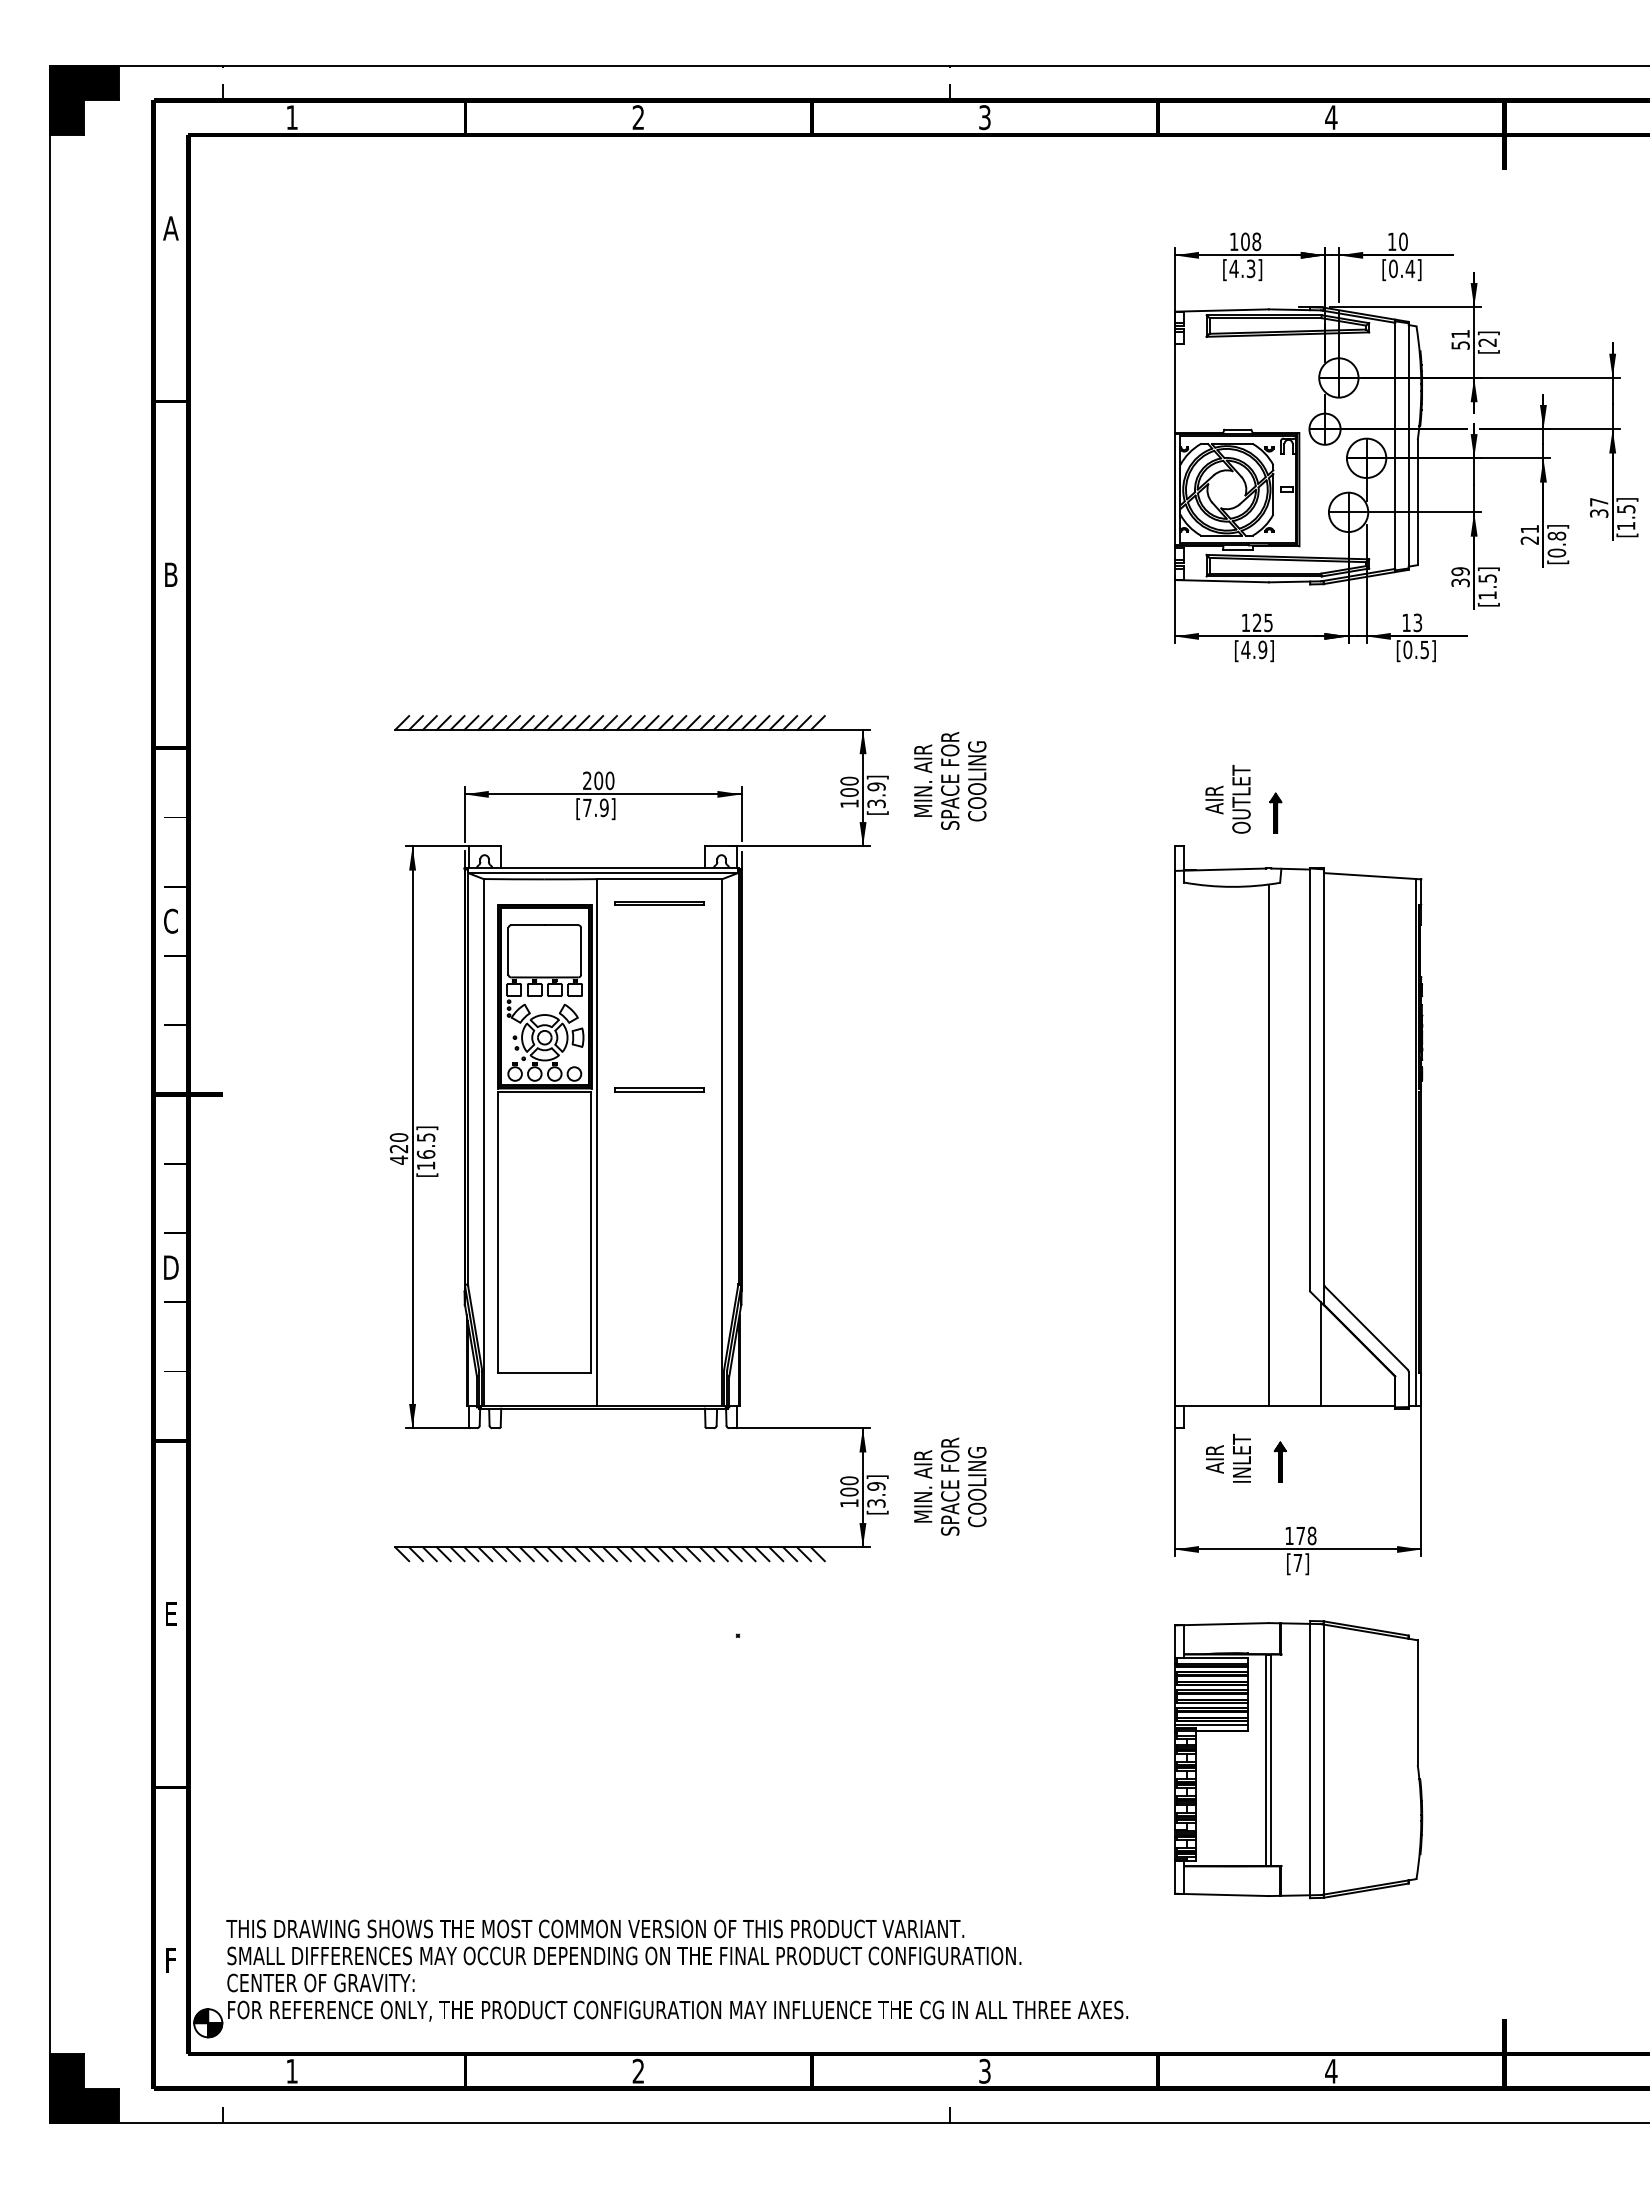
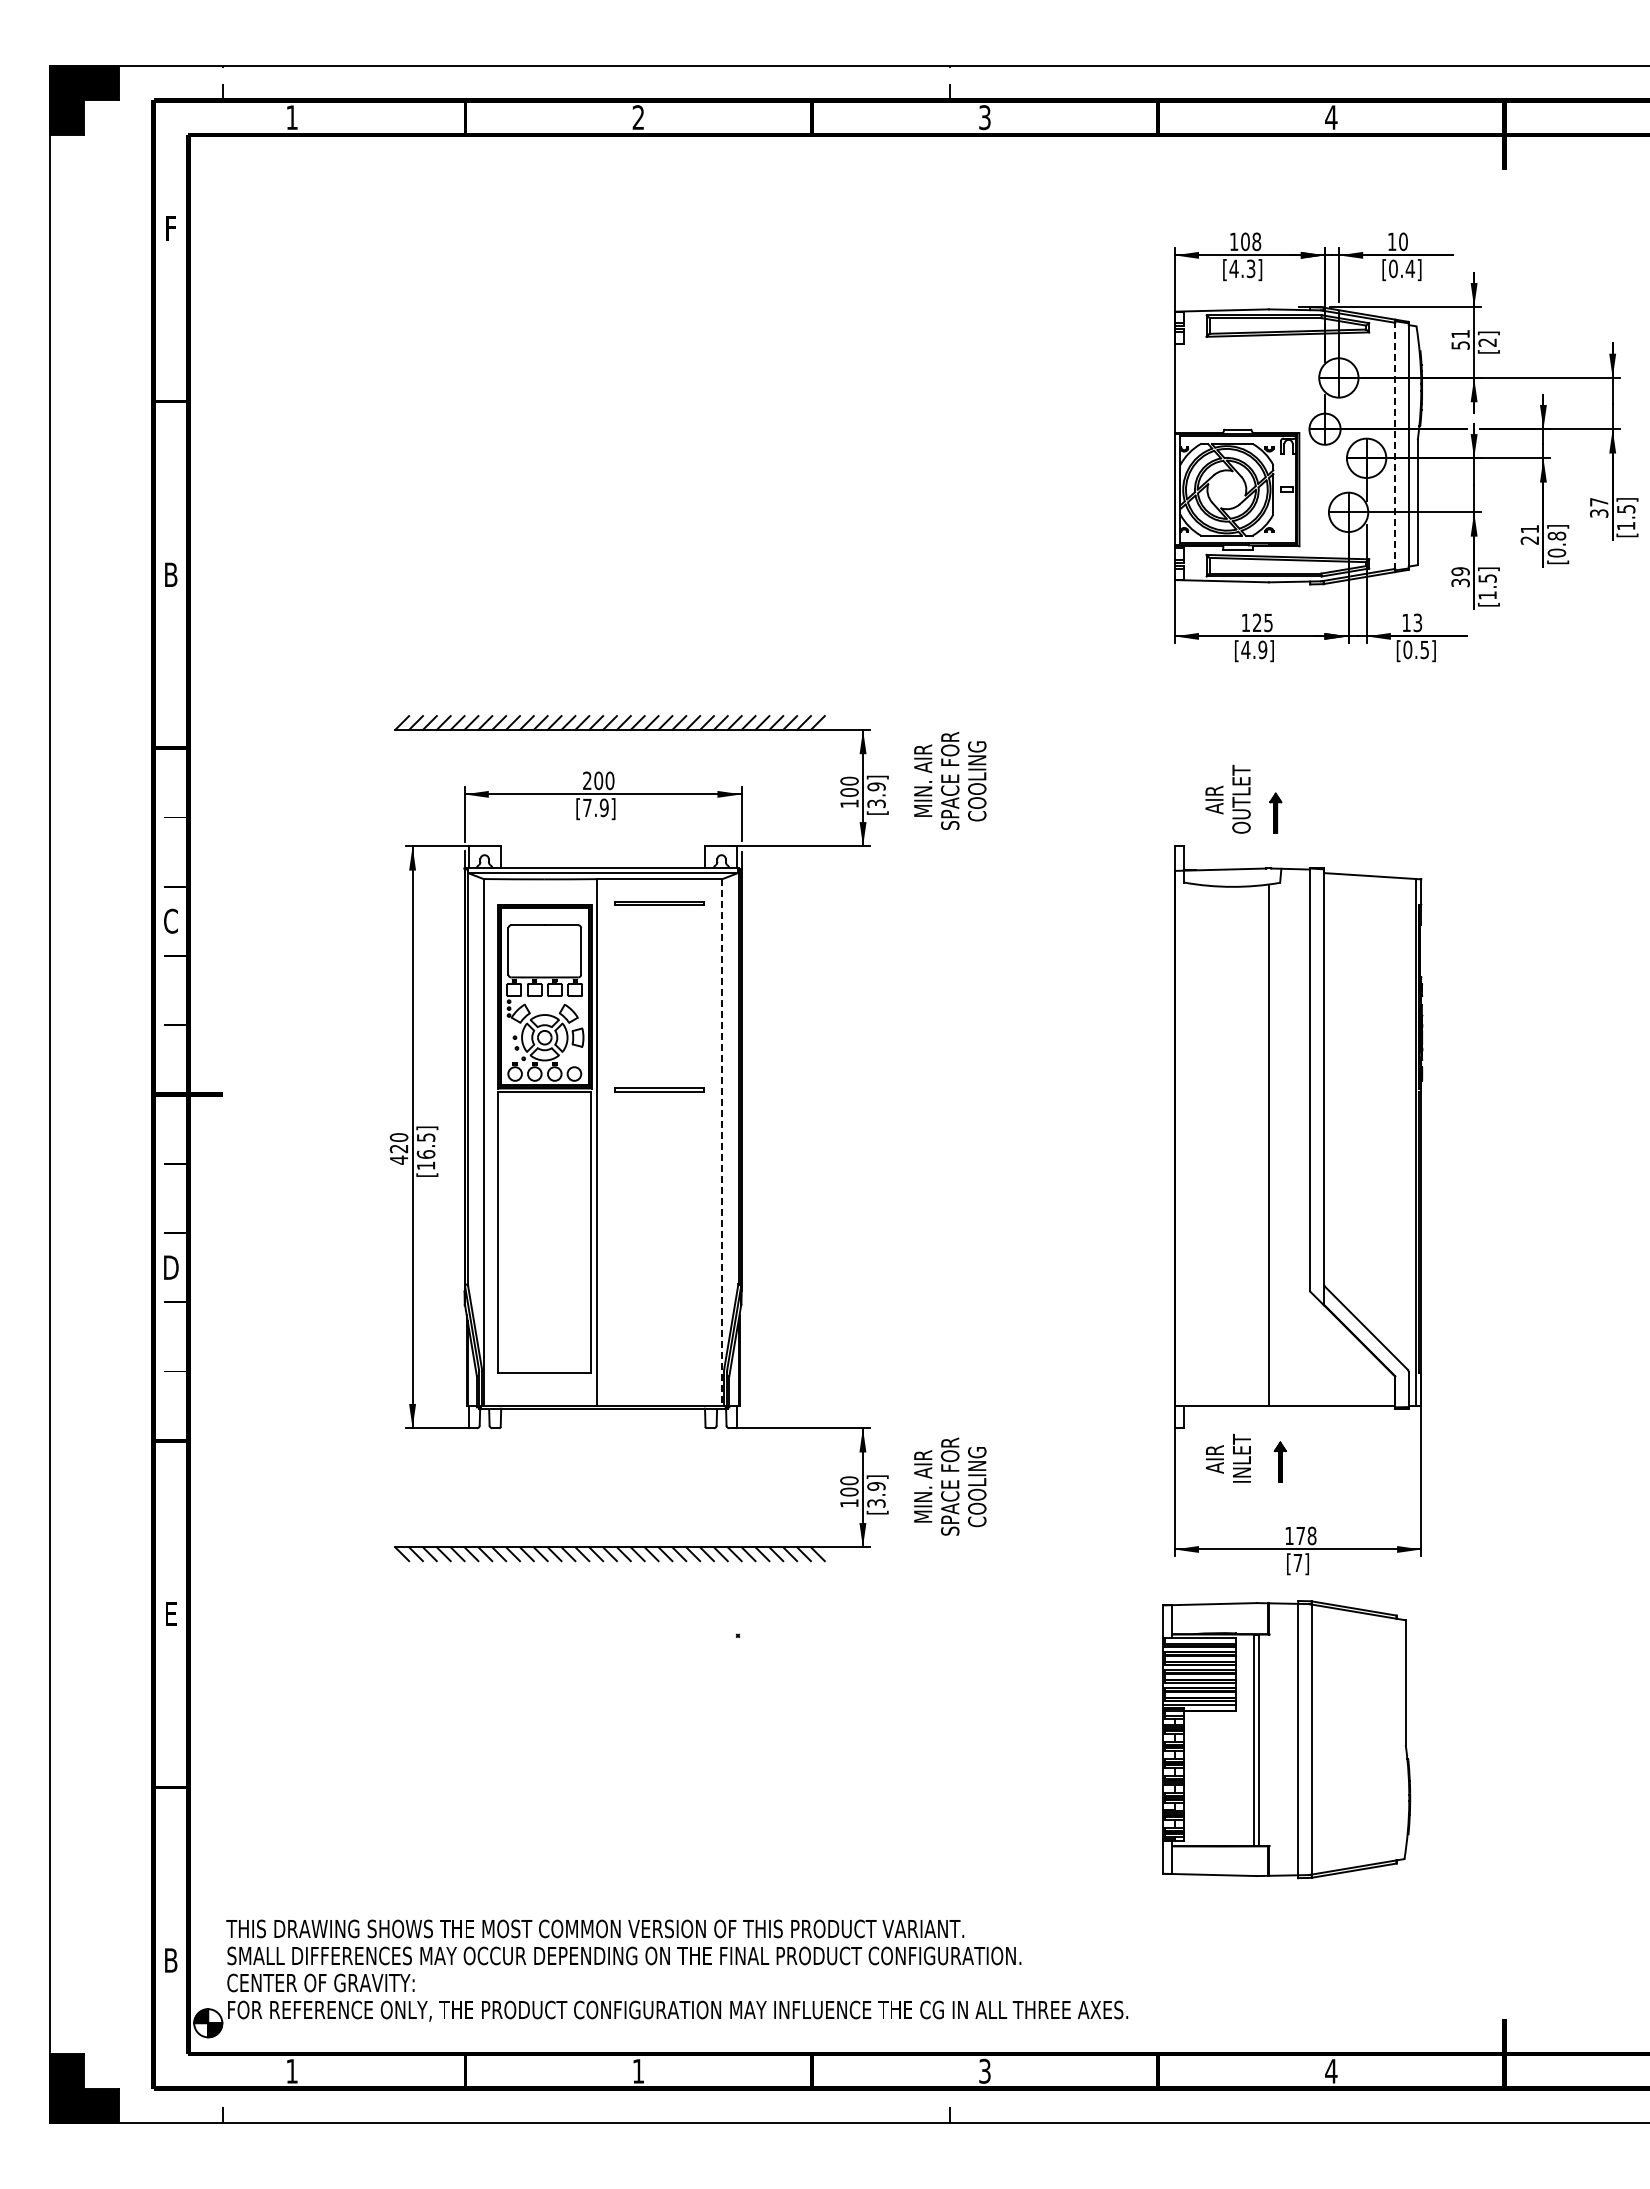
text: A -> F (170, 228)
line: solid -> dashed (1395, 445)
line: solid -> dashed (722, 1143)
line: present -> none (1320, 1354)
part position: (1298, 1759) -> (1286, 1739) (1286, 1739)
text: F -> B (171, 1960)
text: 2 -> 1 (637, 2070)
